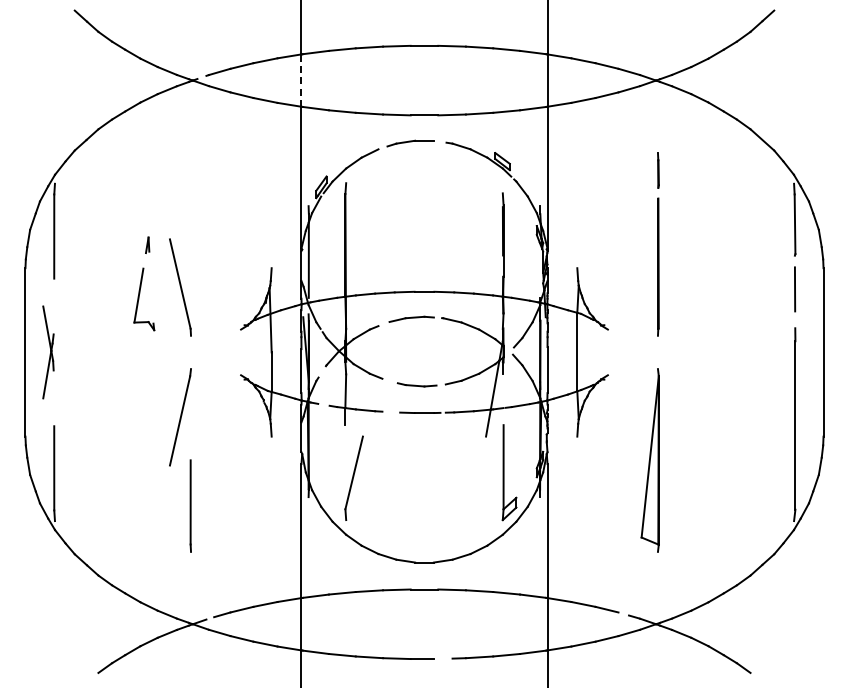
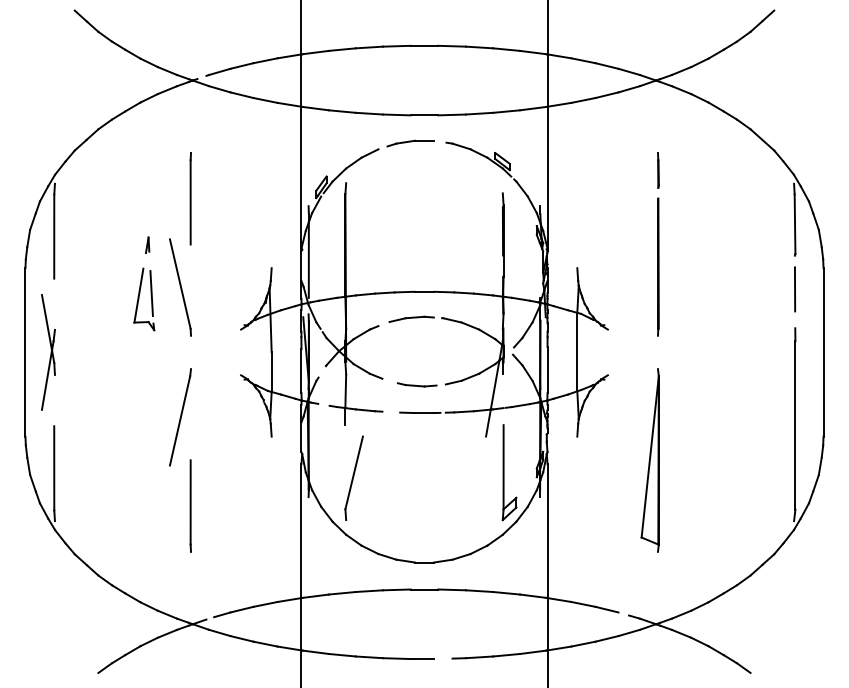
line: dashed -> solid (301, 80)
line: none -> present (190, 198)
line: none -> present (151, 293)
part size: 13x95 px -> 15x117 px (48, 352)
